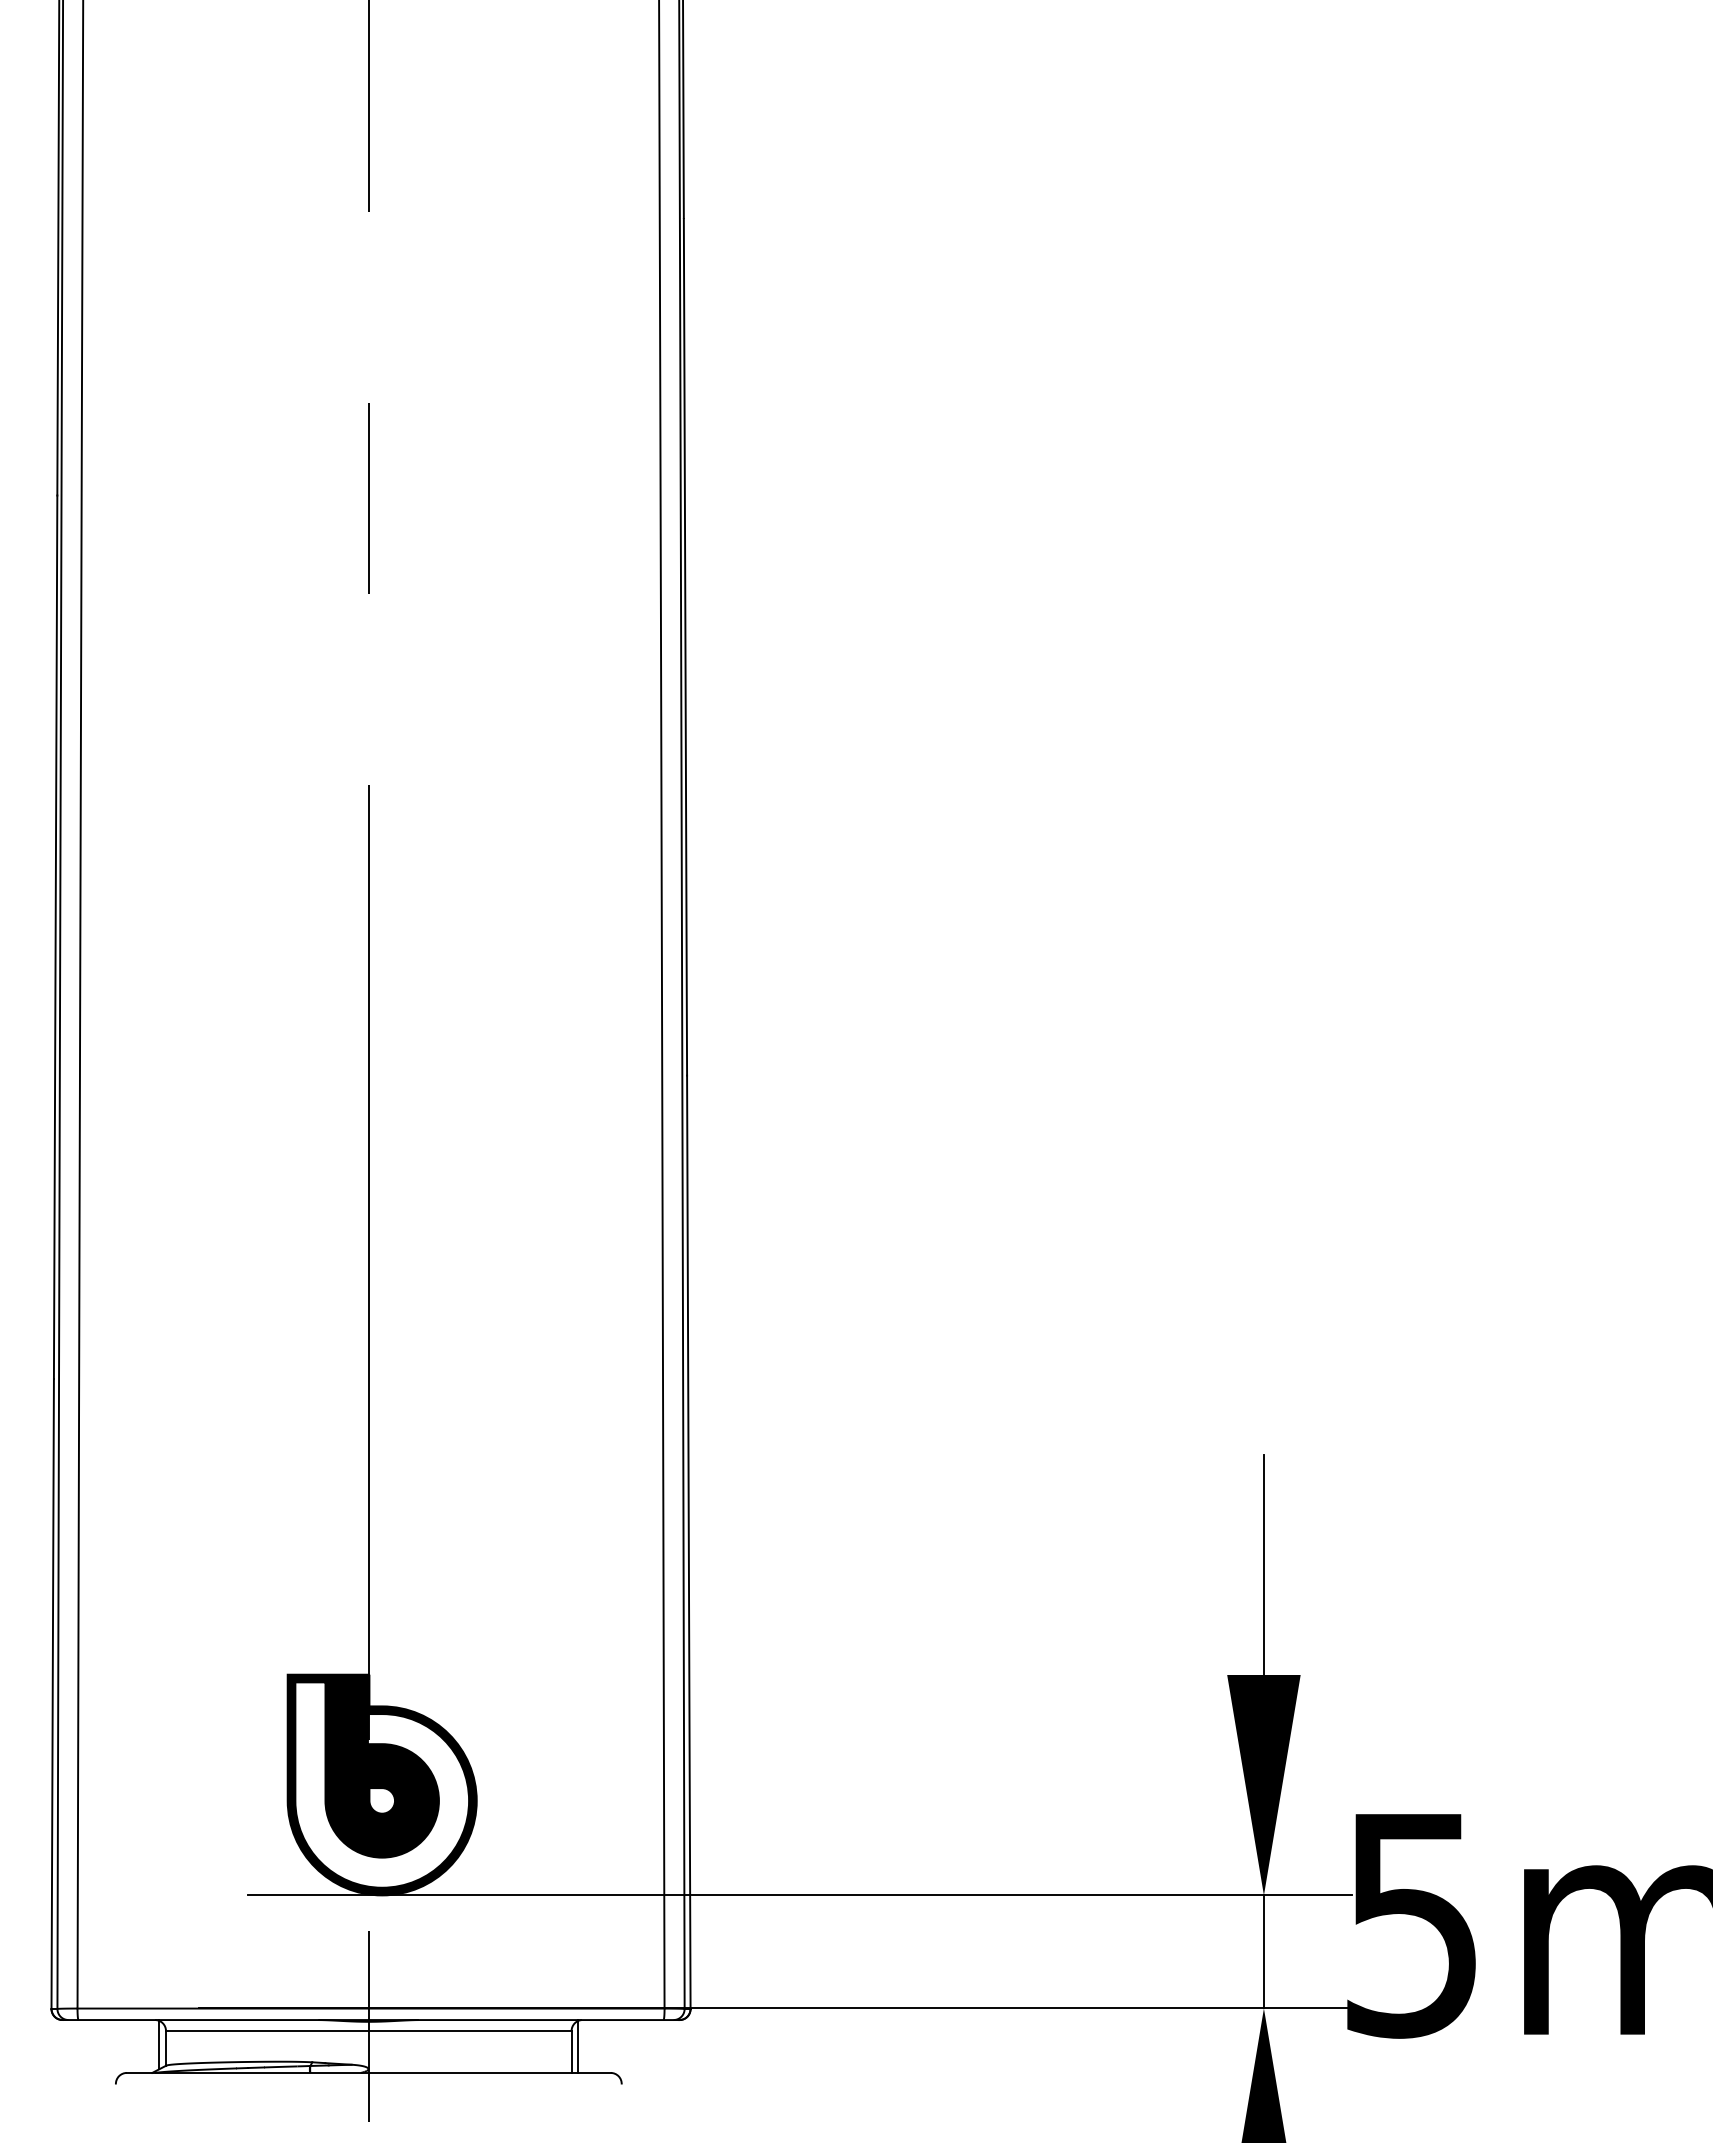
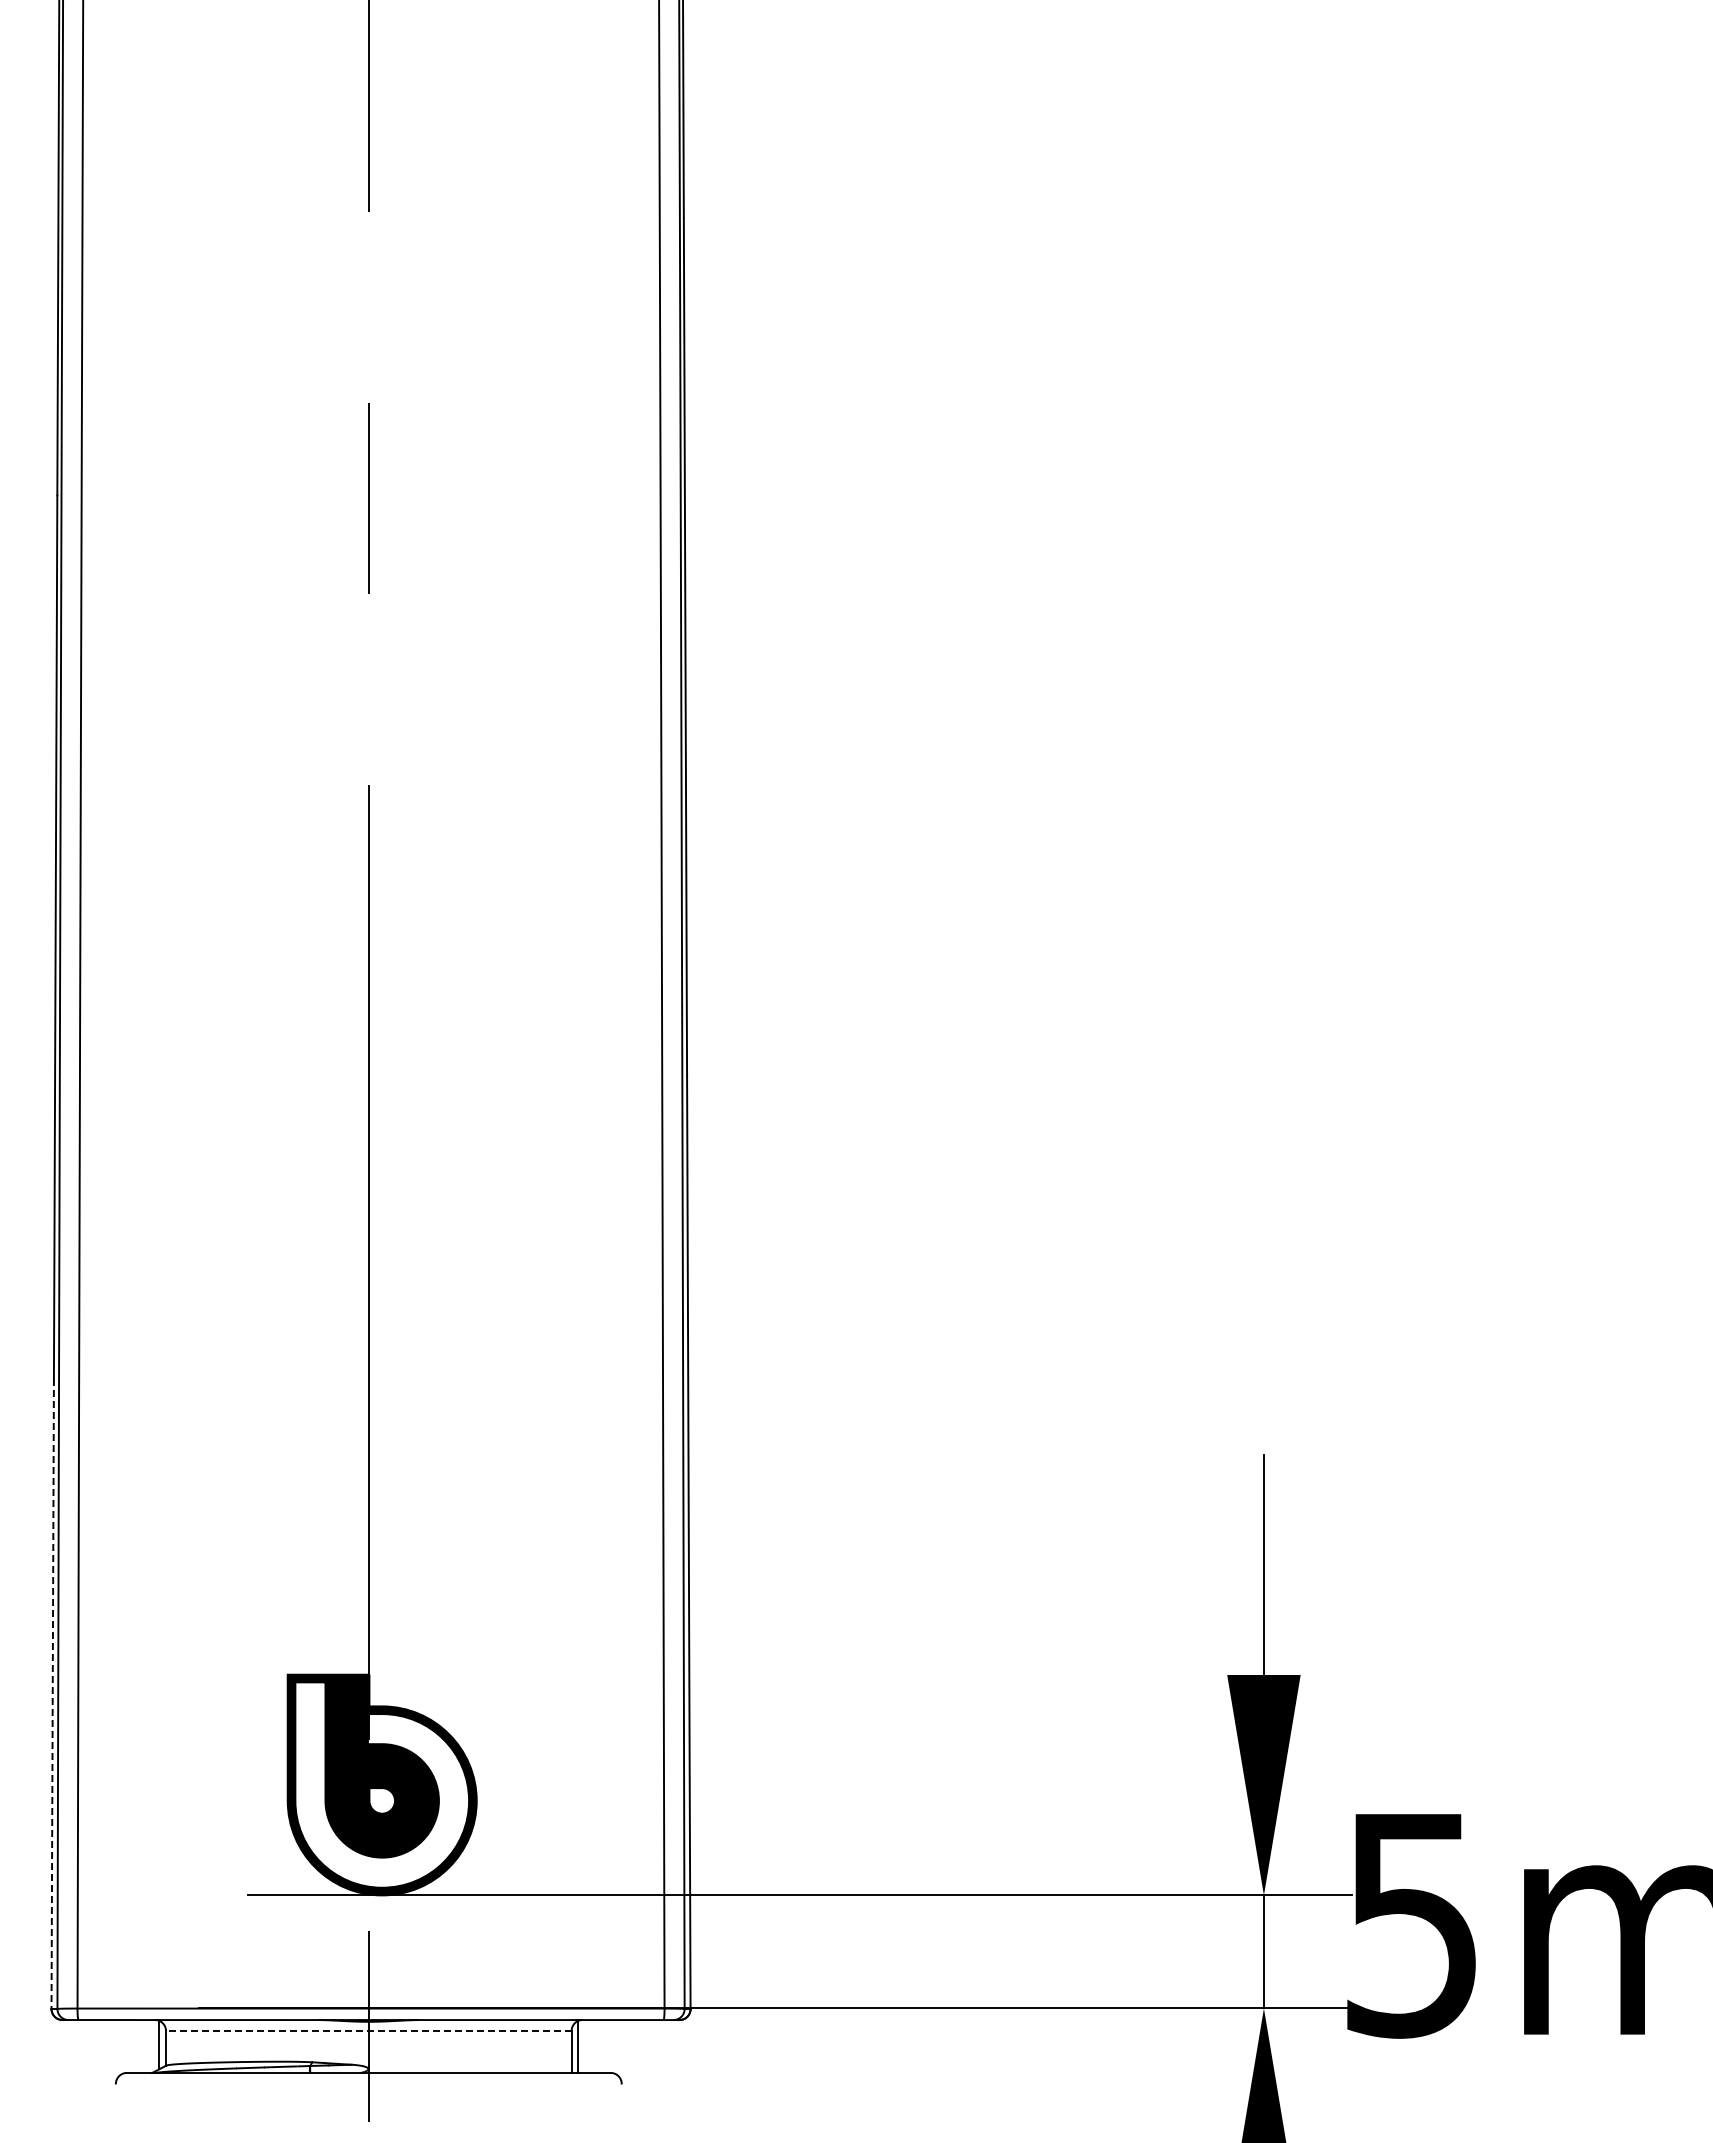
line: solid -> dashed (52, 1693)
line: solid -> dashed (368, 2031)
